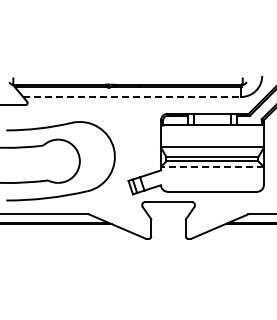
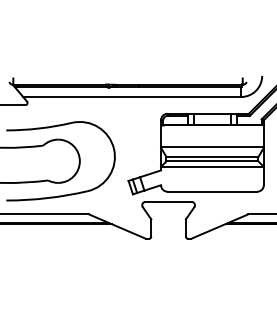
line: dashed -> solid (132, 97)
line: dashed -> solid (211, 166)
